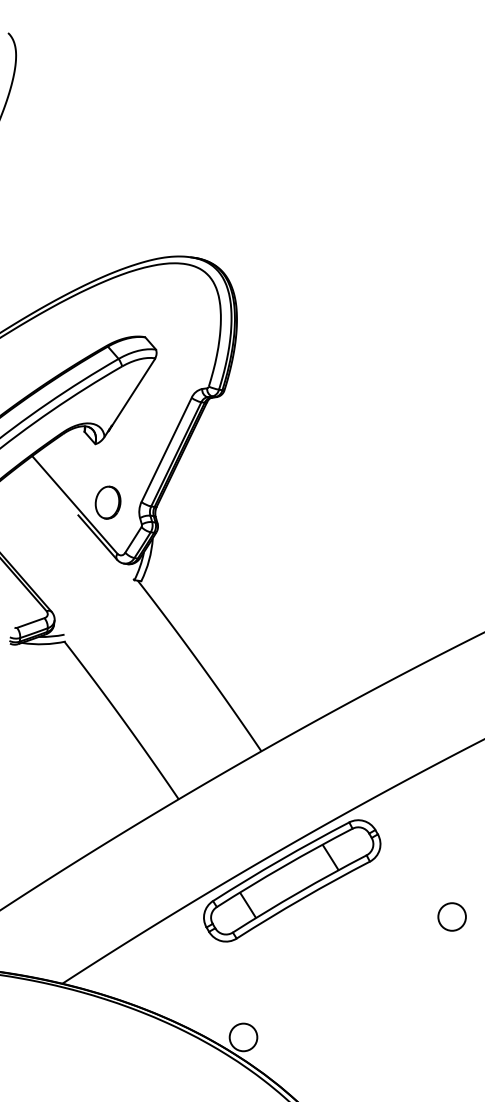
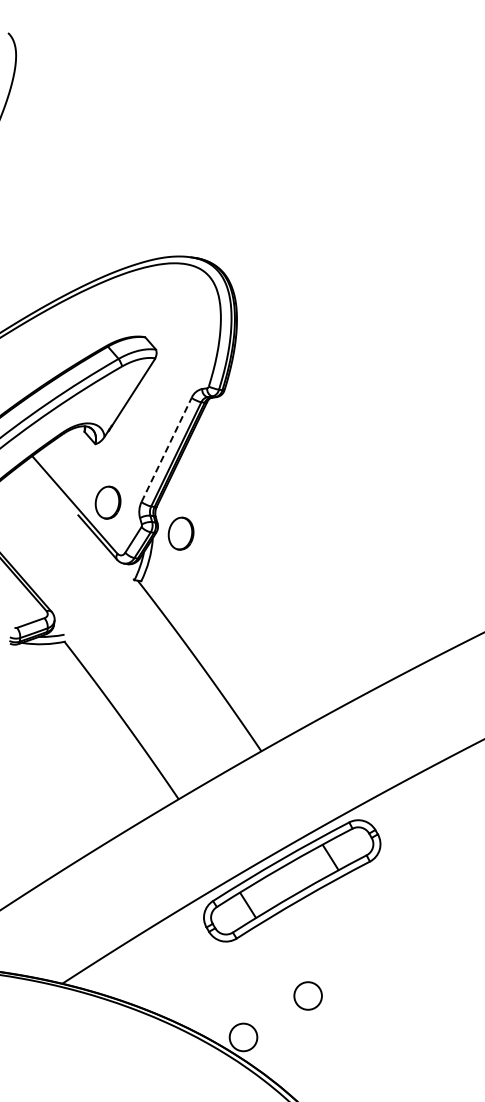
line: solid -> dashed (166, 449)
part: none -> present (180, 533)
circle position: (451, 916) -> (307, 995) (307, 995)
